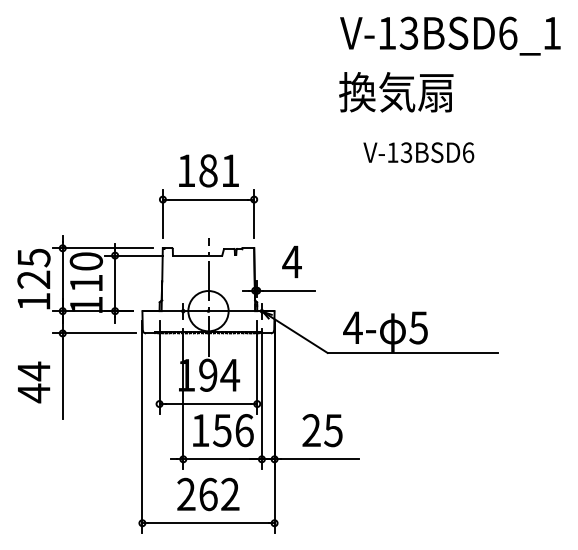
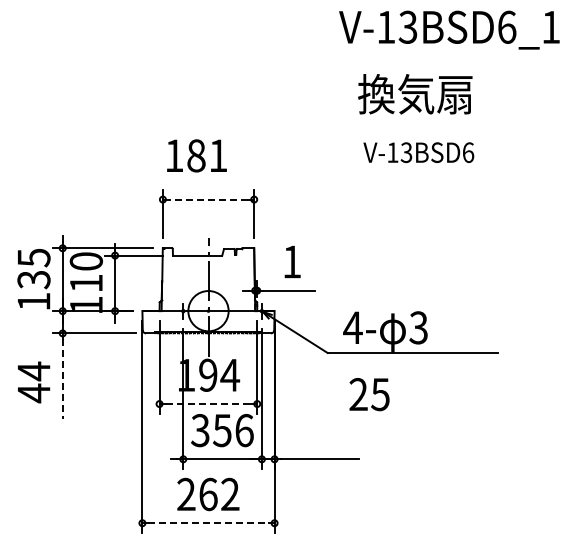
text position: (450, 35) -> (449, 29) (449, 29)
text position: (396, 92) -> (415, 94) (415, 94)
text position: (208, 170) -> (196, 155) (196, 155)
line: solid -> dashed (208, 199)
text: 4 -> 1 (291, 261)
text: 125 -> 135 (33, 279)
text: 5 -> 3 (418, 327)
line: solid -> dashed (62, 379)
line: solid -> dashed (208, 404)
text: 156 -> 356 (200, 430)
text position: (322, 430) -> (369, 394) (369, 394)
line: solid -> dashed (209, 523)
